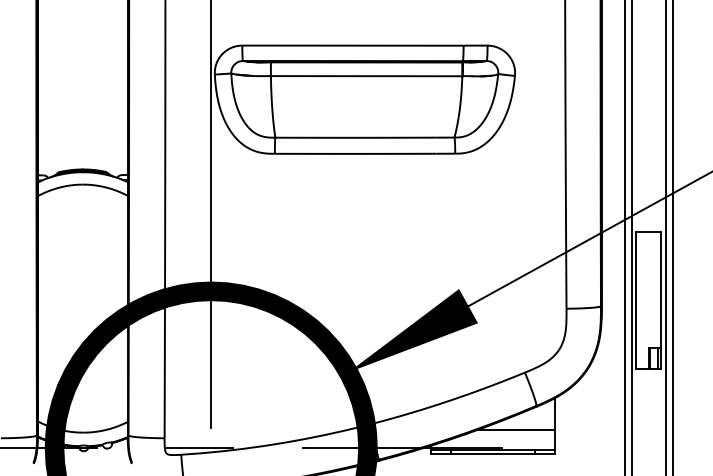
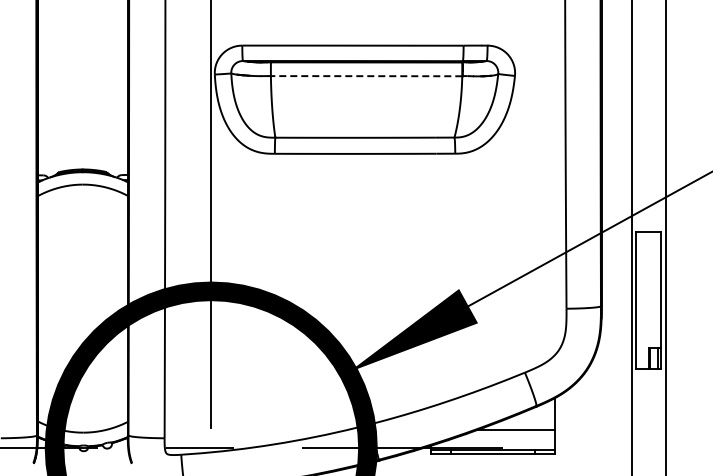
line: solid -> dashed (366, 76)
line: present -> none (624, 237)
line: present -> none (673, 237)
